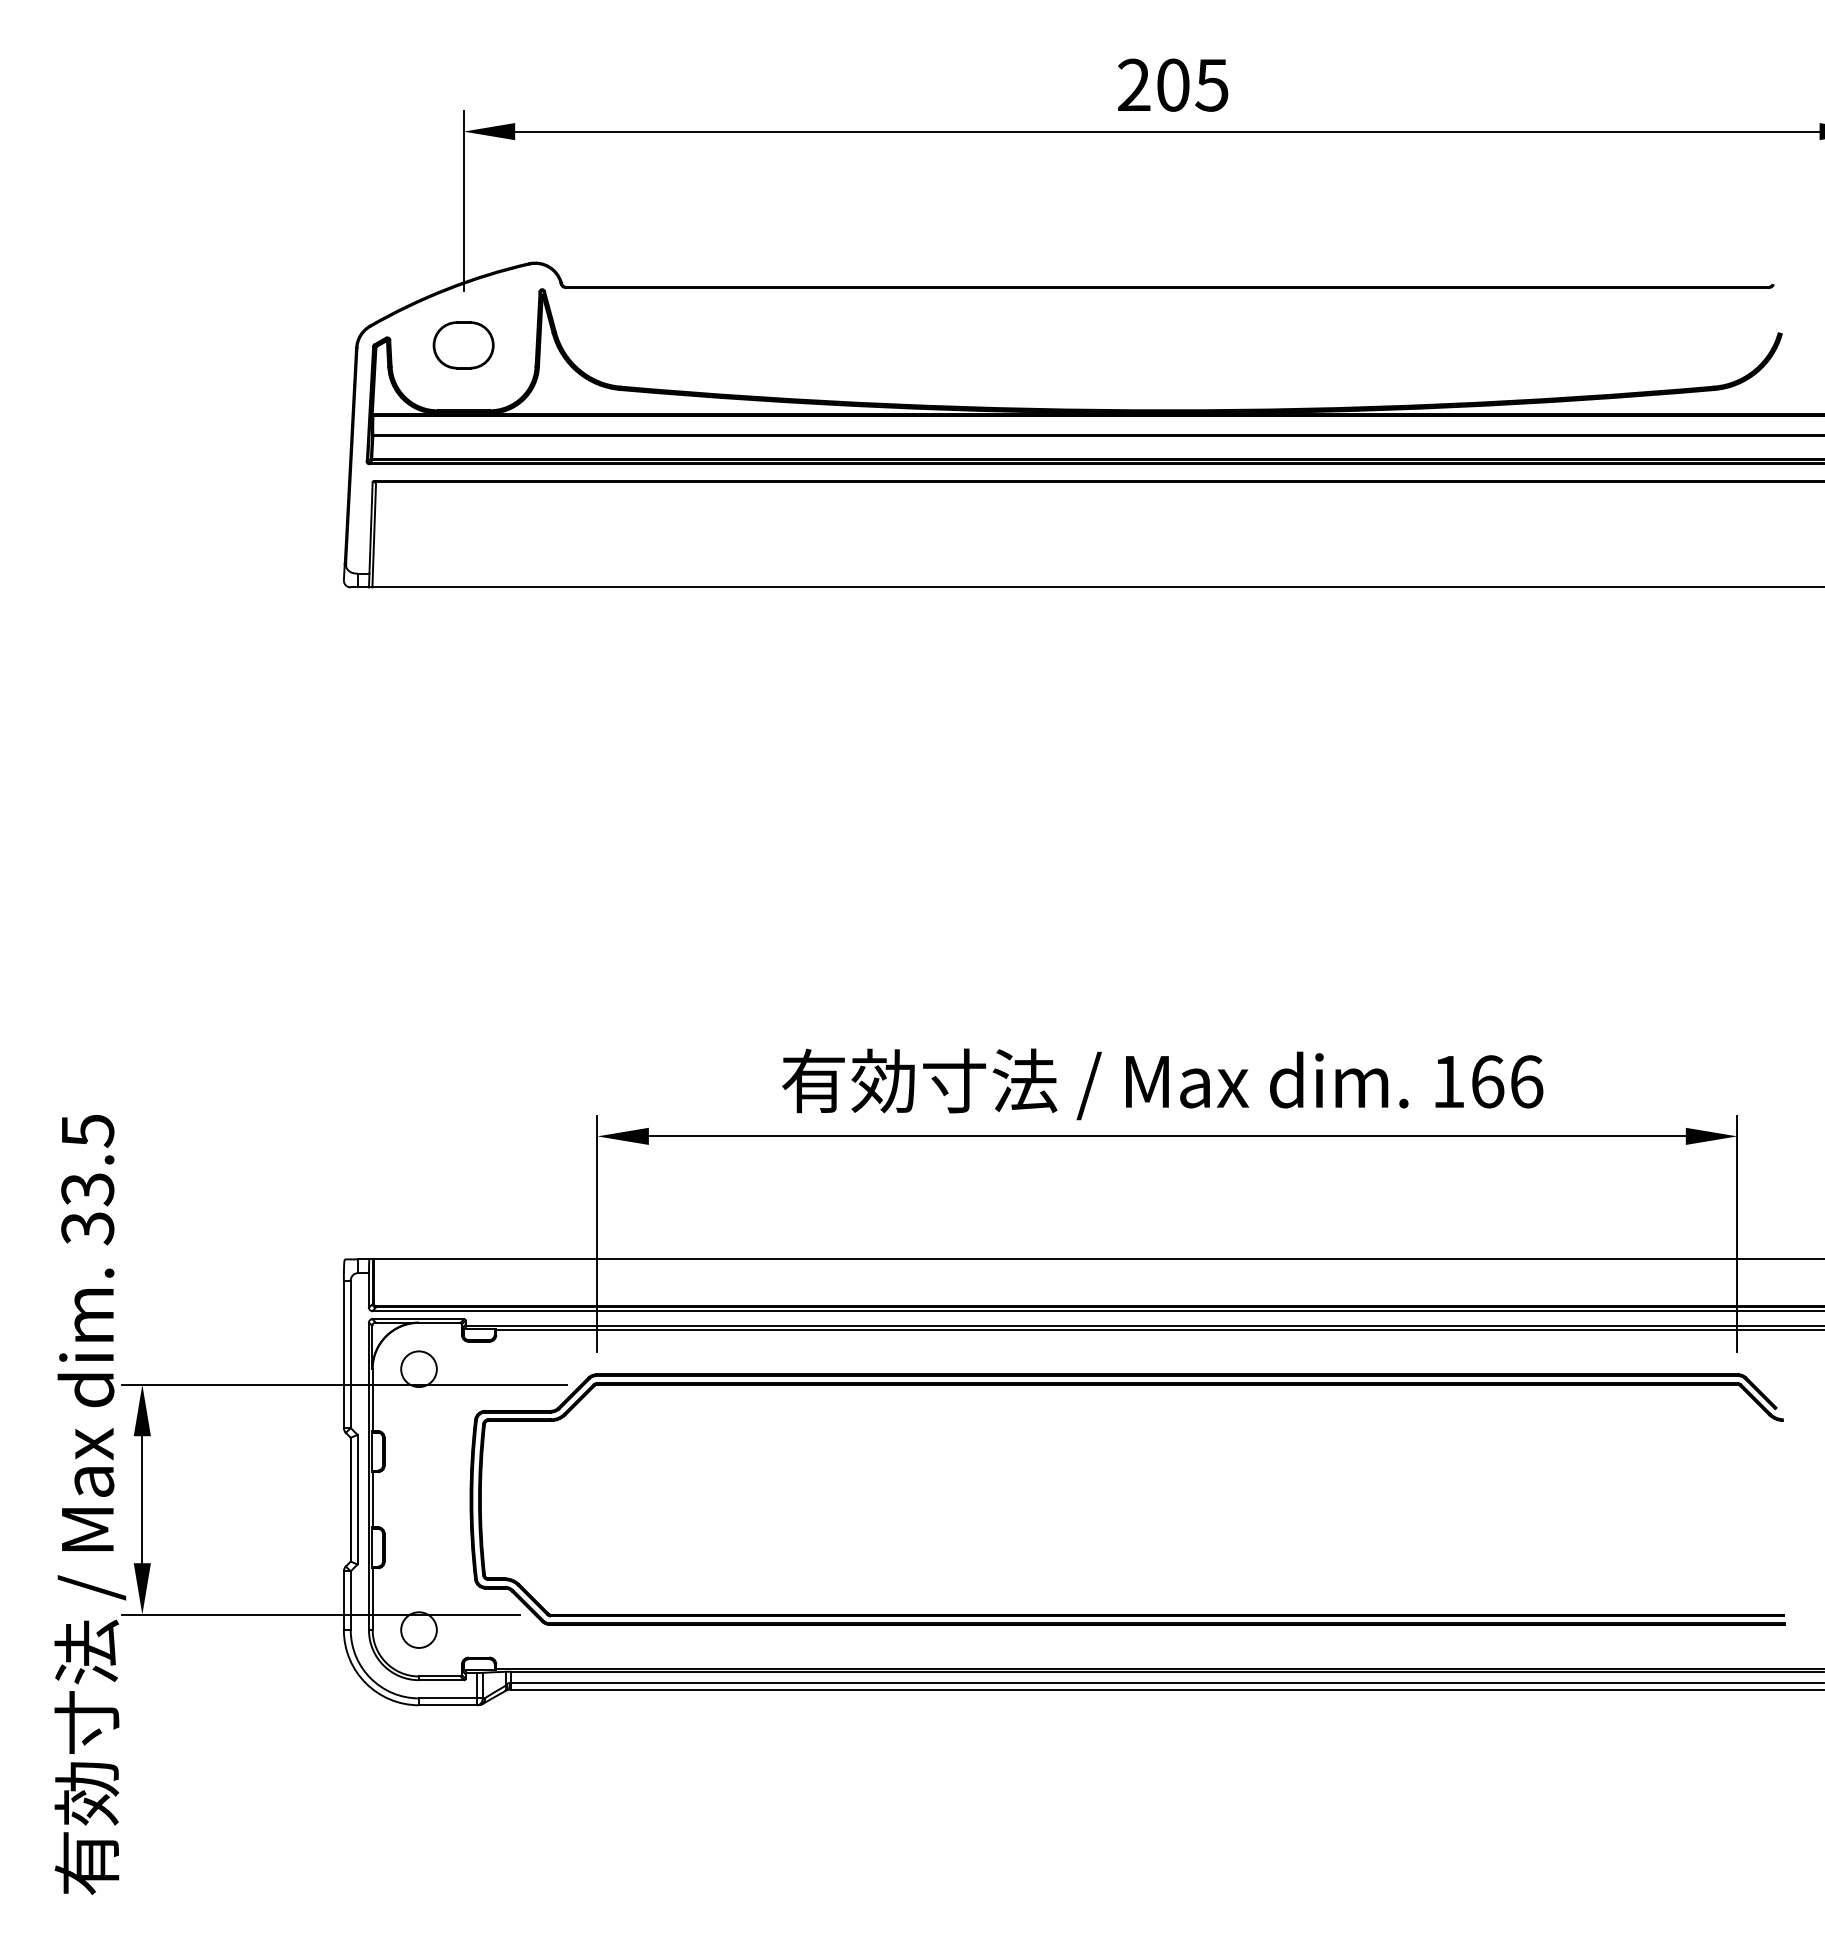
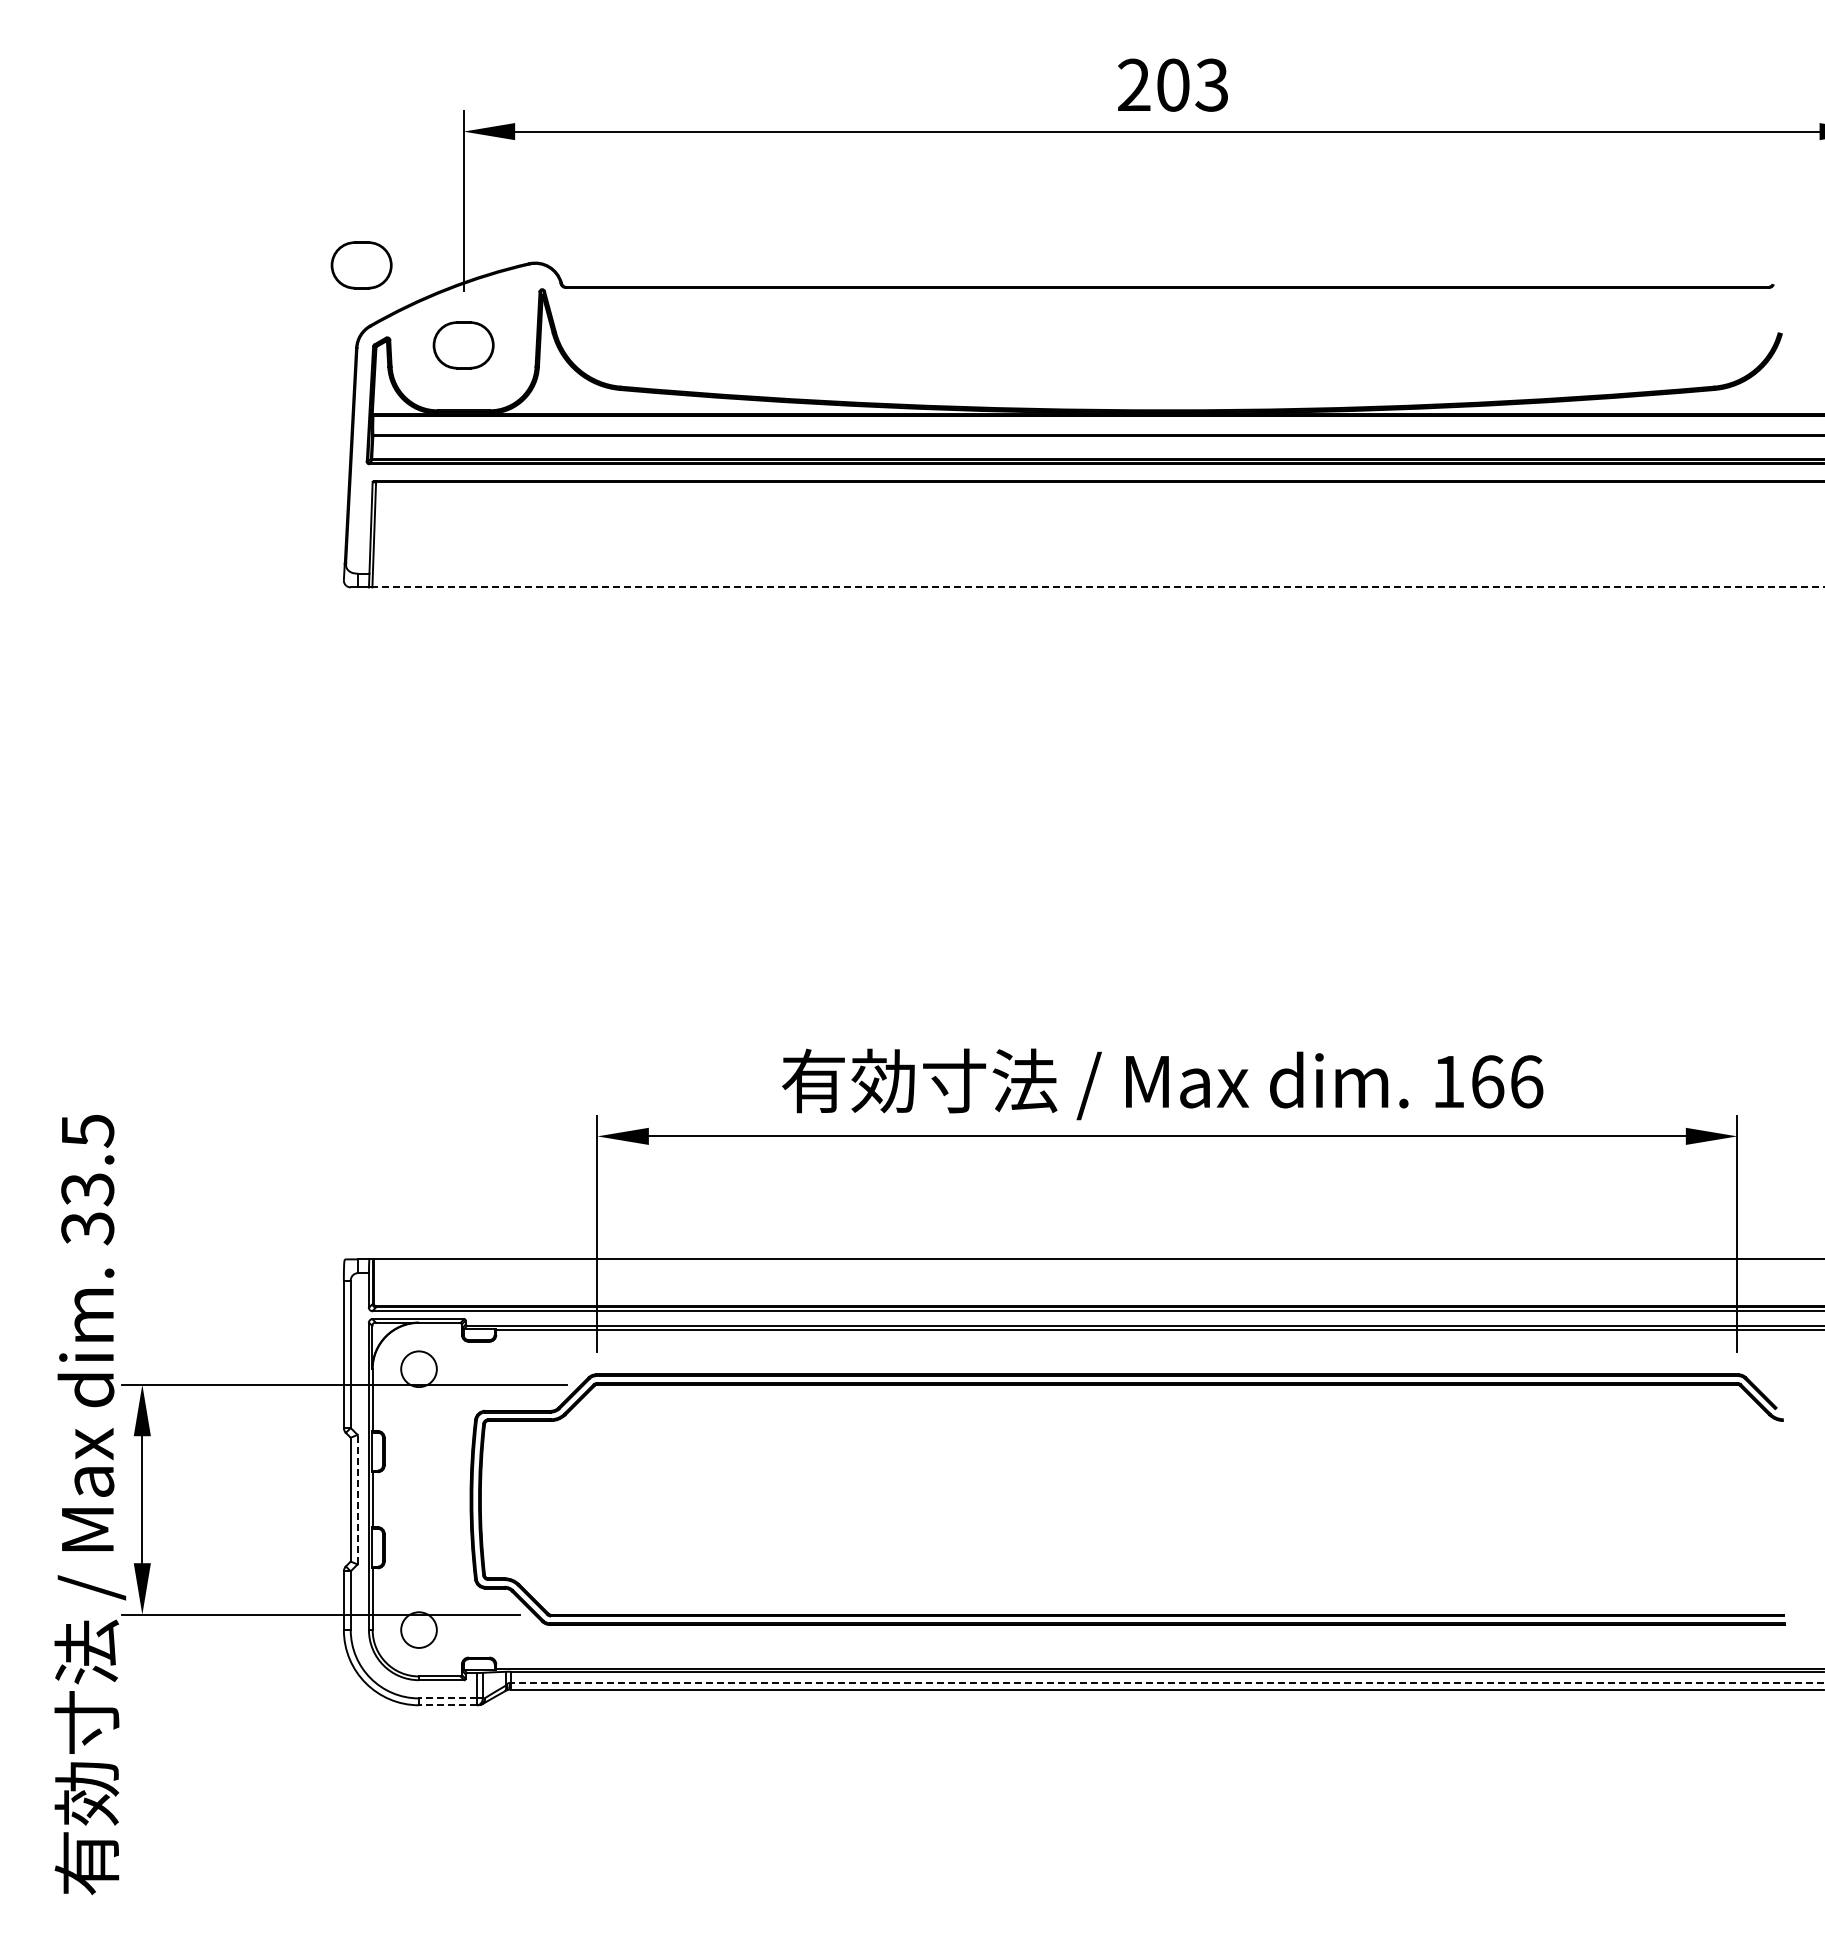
text: 205 -> 203 (1211, 84)
part: none -> present (361, 265)
line: solid -> dashed (1098, 587)
line: solid -> dashed (357, 1499)
line: solid -> dashed (1167, 1682)
line: solid -> dashed (447, 1698)
line: solid -> dashed (447, 1705)
